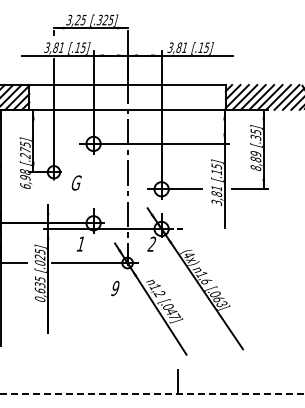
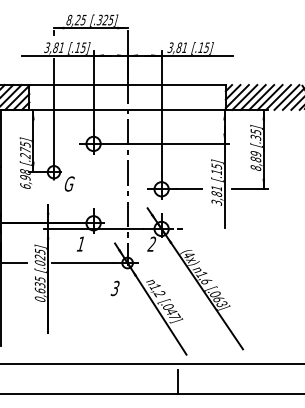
text: 3,25 -> 8,25 (69, 20)
text position: (76, 182) -> (69, 183) (69, 183)
text: 9 -> 3 (114, 288)
line: none -> present (151, 364)
line: dashed -> solid (152, 394)
